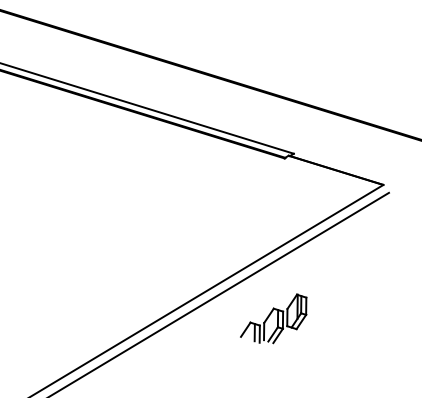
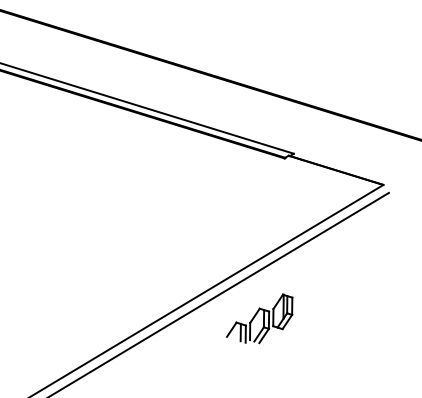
part position: (273, 318) -> (259, 318) (259, 318)
